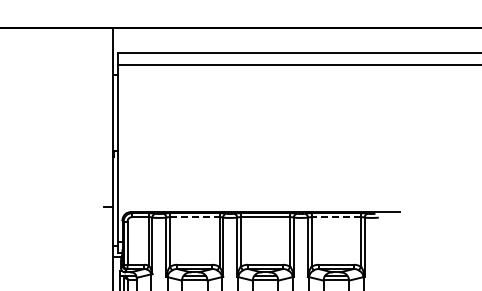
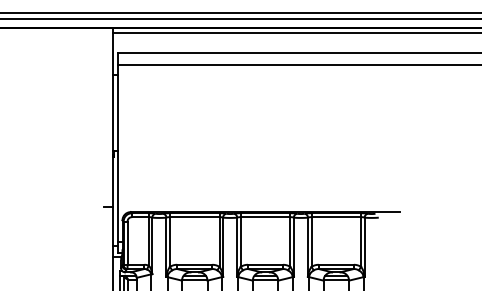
line: none -> present (240, 13)
line: none -> present (240, 18)
line: none -> present (295, 33)
line: dashed -> solid (194, 217)
line: dashed -> solid (336, 217)
